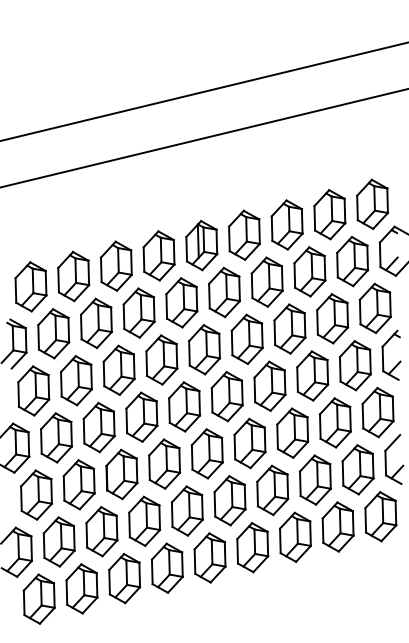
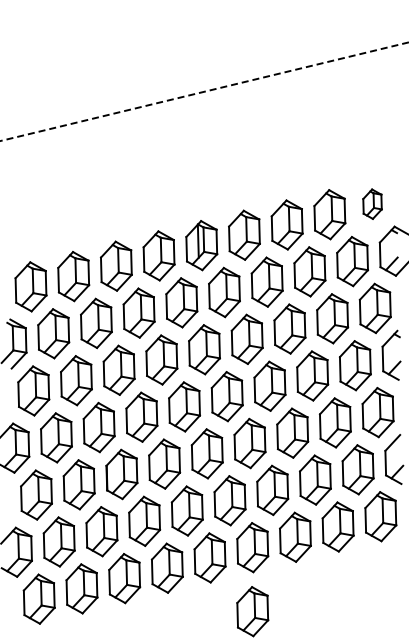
line: solid -> dashed (204, 91)
line: present -> none (203, 138)
part size: 33x52 px -> 21x32 px (372, 203)
part: none -> present (252, 611)
